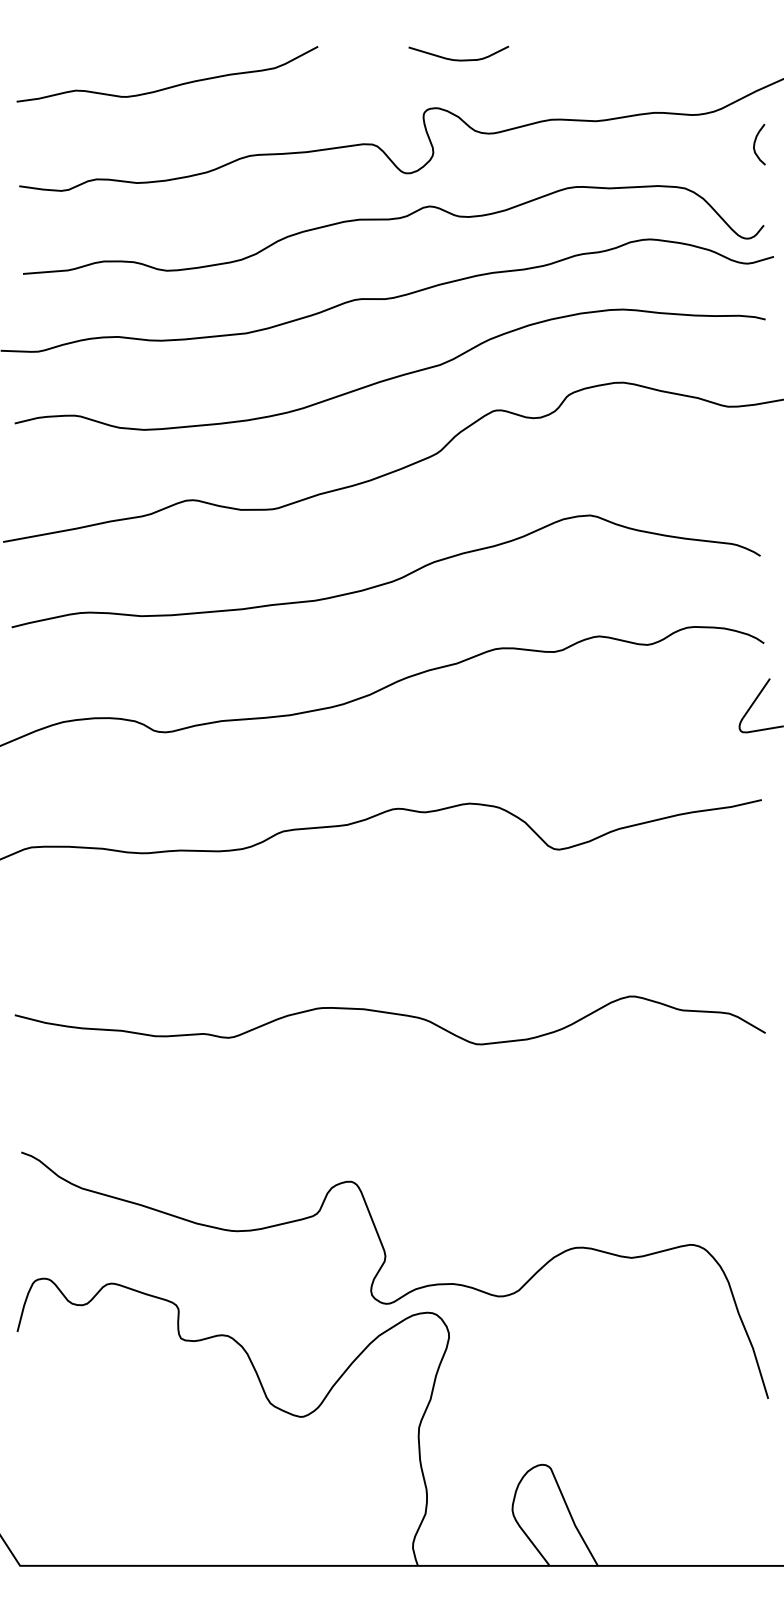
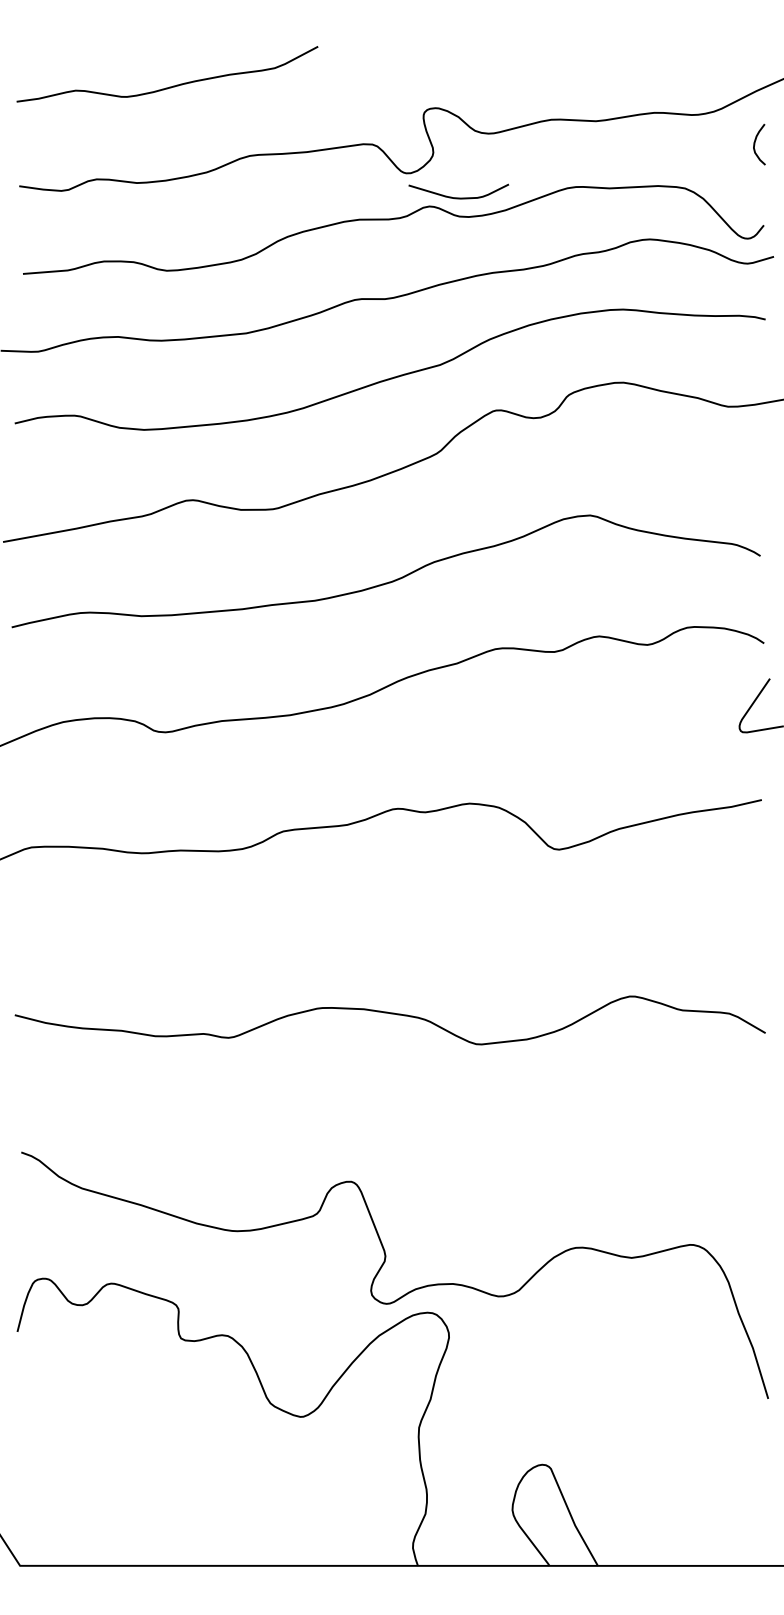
curve position: (458, 59) -> (458, 197) (458, 197)
